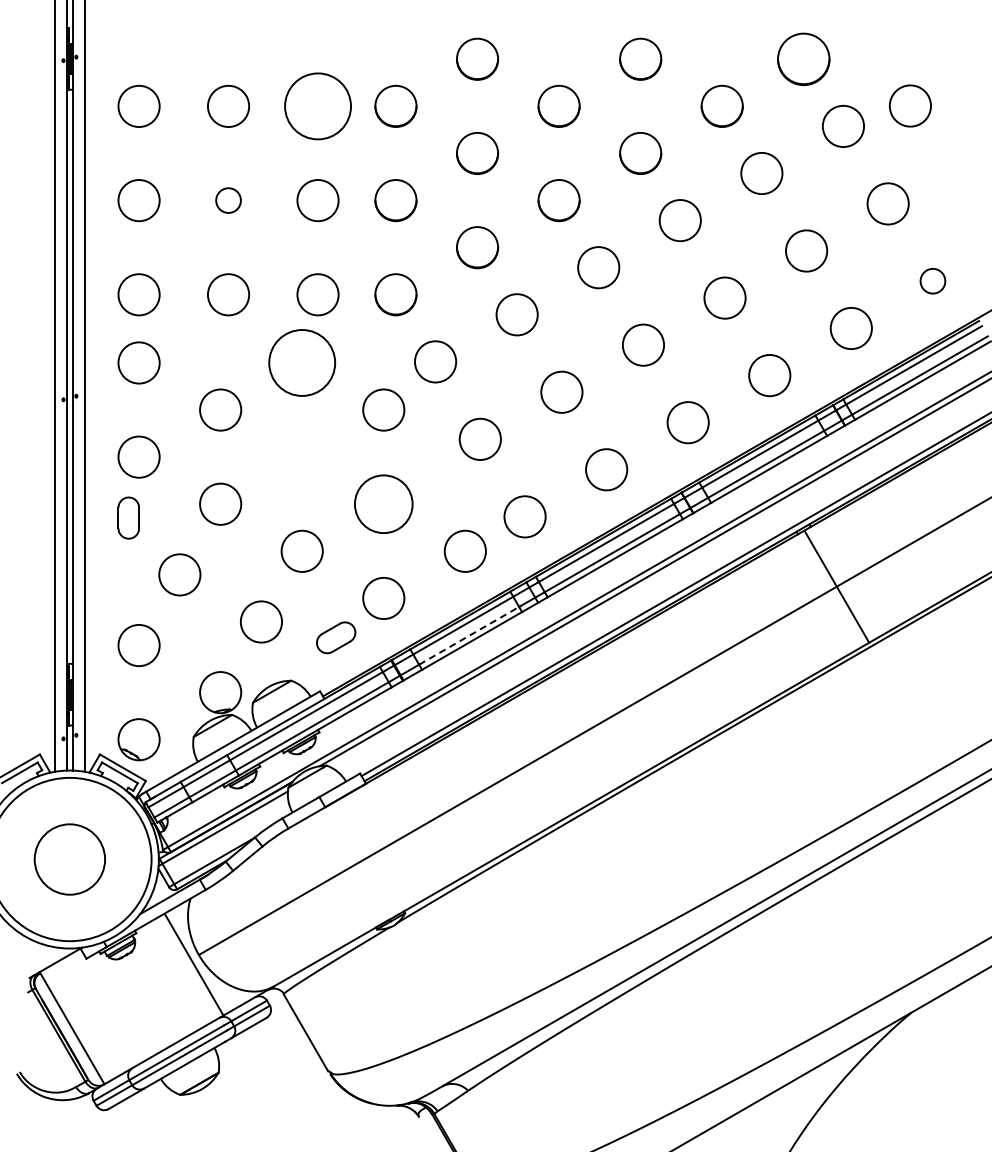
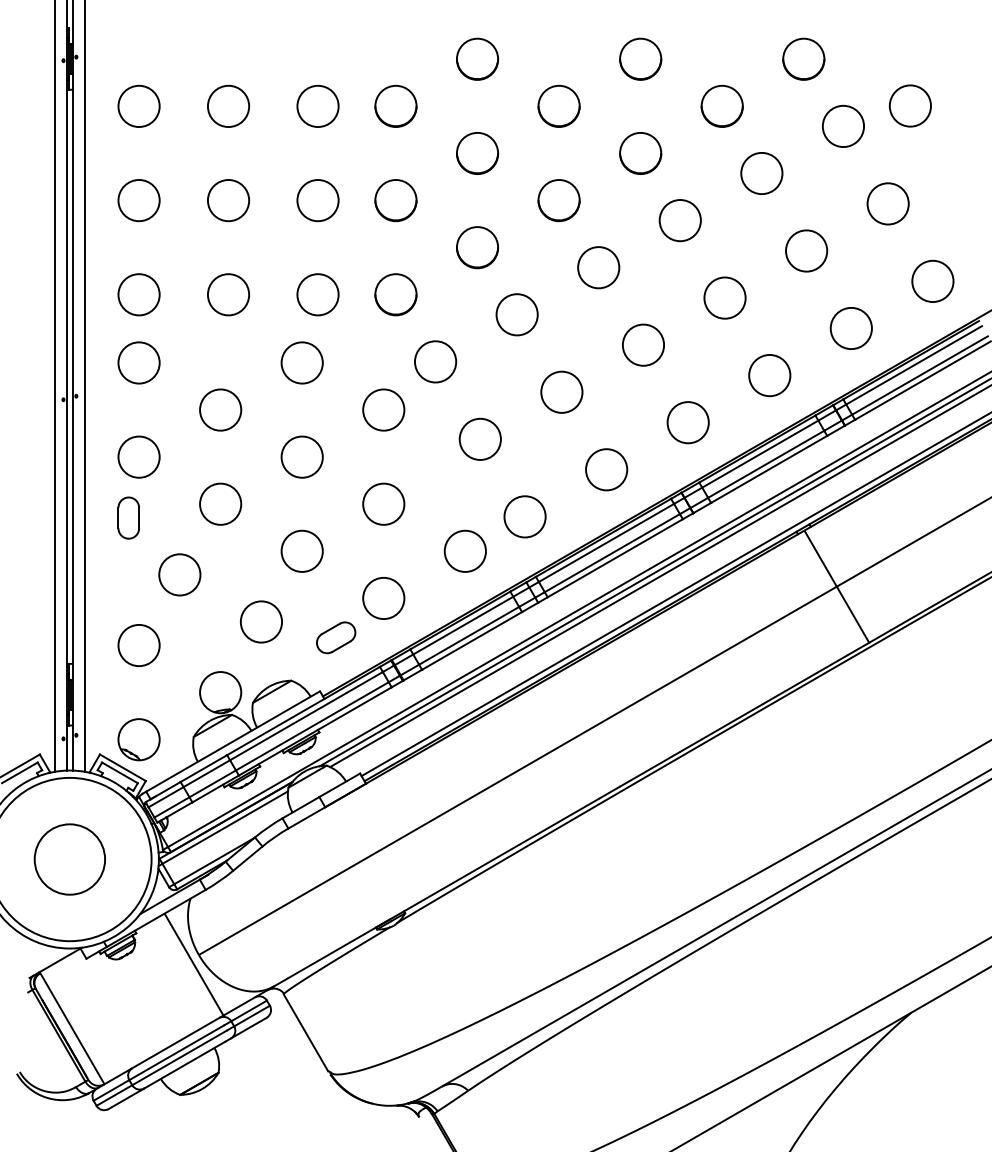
circle size: 54x54 px -> 44x44 px (803, 58)
circle diameter: 66 px -> 41 px (317, 106)
circle diameter: 25 px -> 41 px (228, 200)
circle size: 28x27 px -> 44x44 px (932, 280)
circle diameter: 66 px -> 41 px (301, 362)
circle: none -> present (301, 456)
circle diameter: 58 px -> 41 px (383, 503)
line: none -> present (659, 576)
line: dashed -> solid (469, 635)
